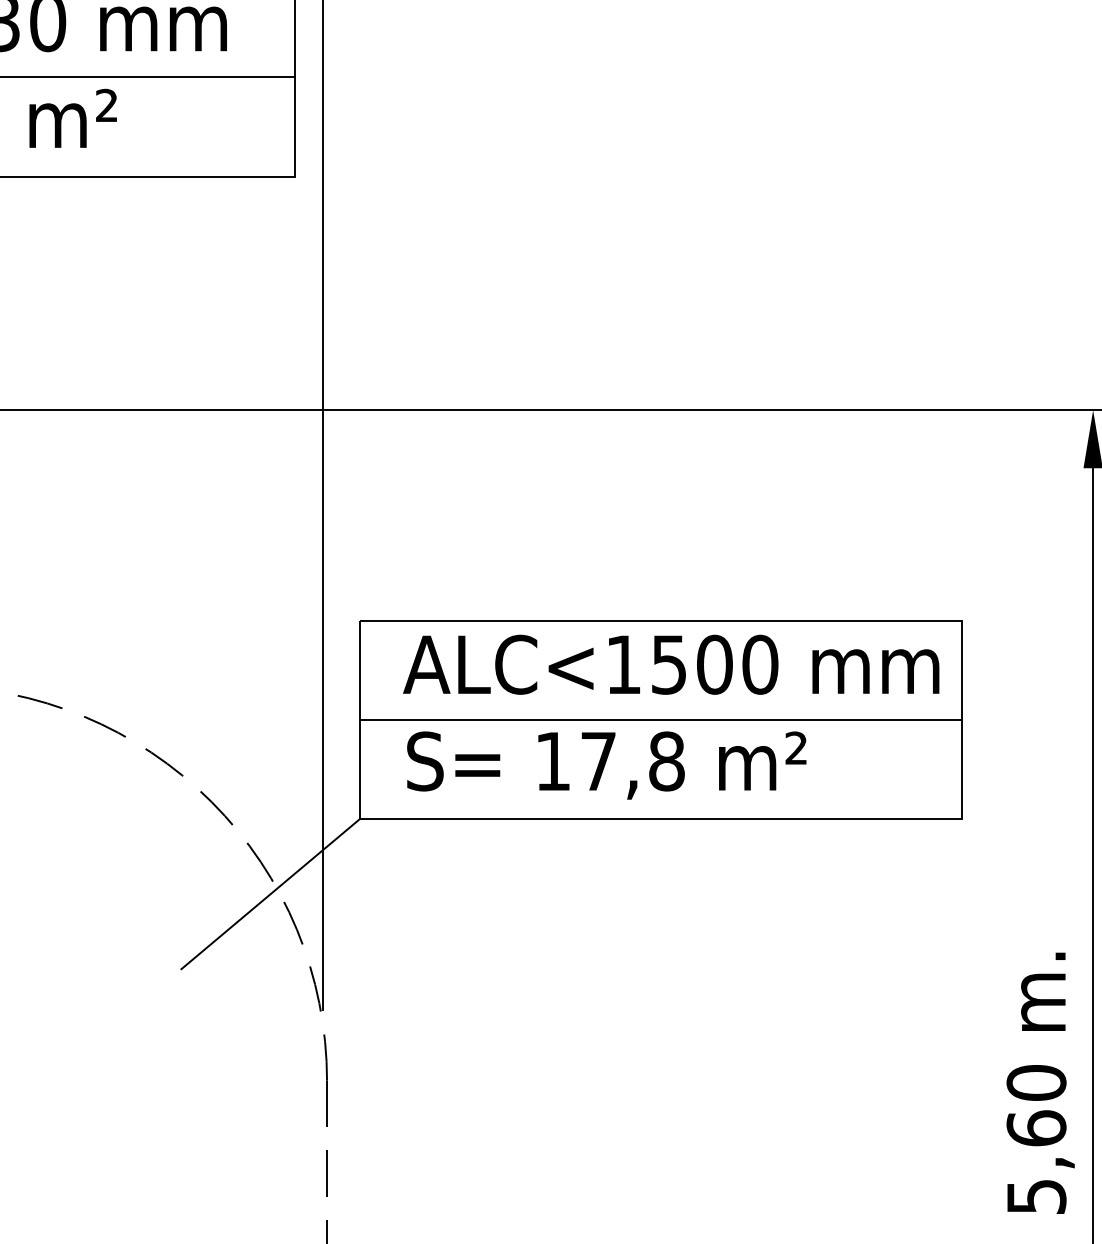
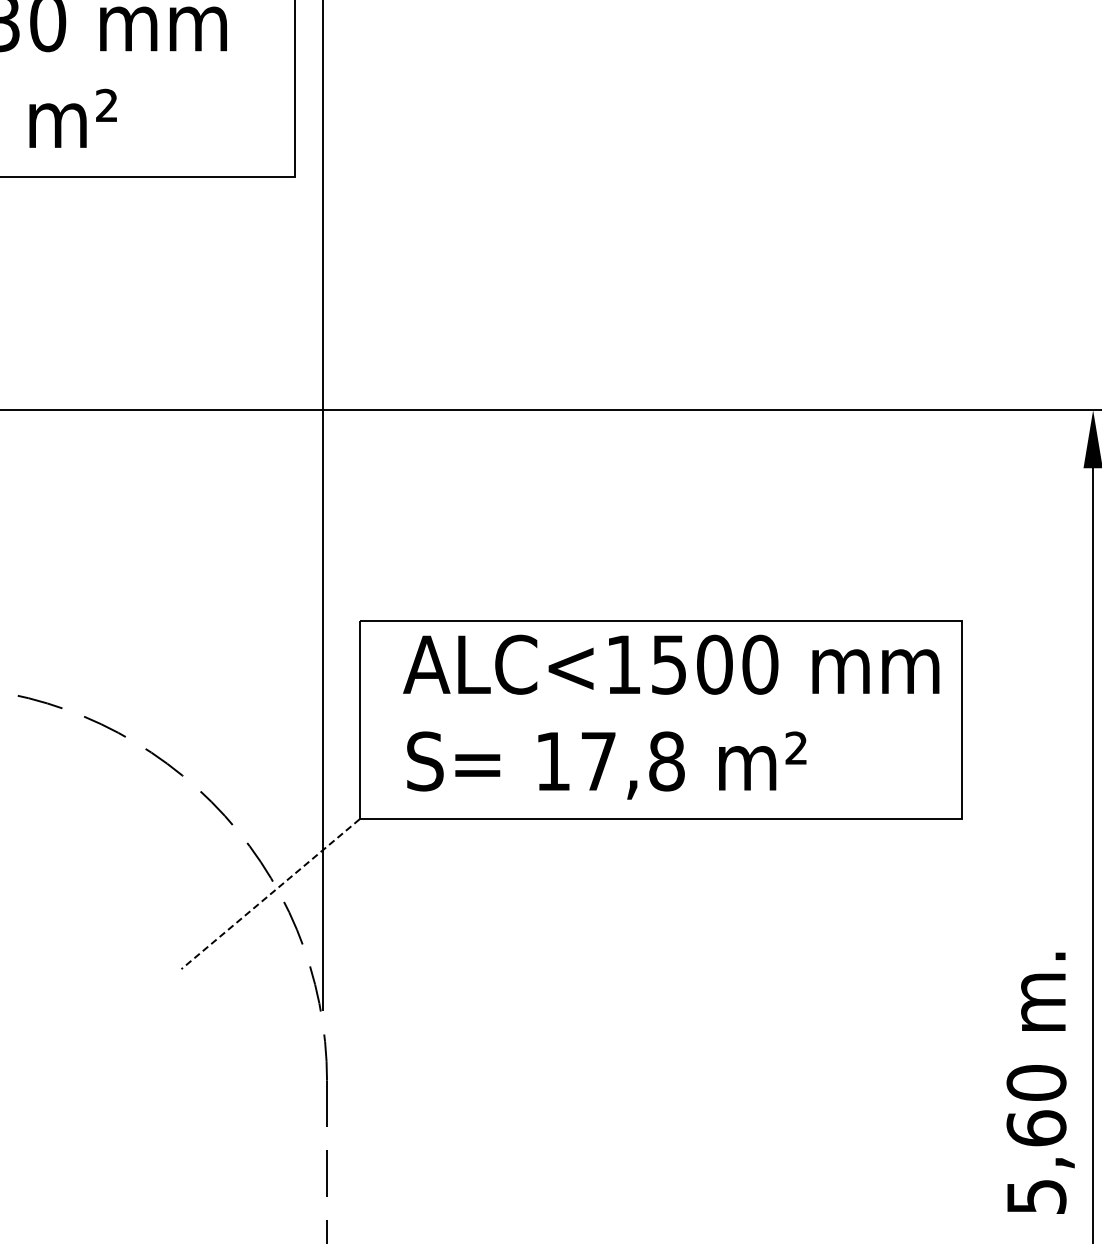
line: present -> none (148, 77)
line: present -> none (660, 719)
line: solid -> dashed (270, 894)
